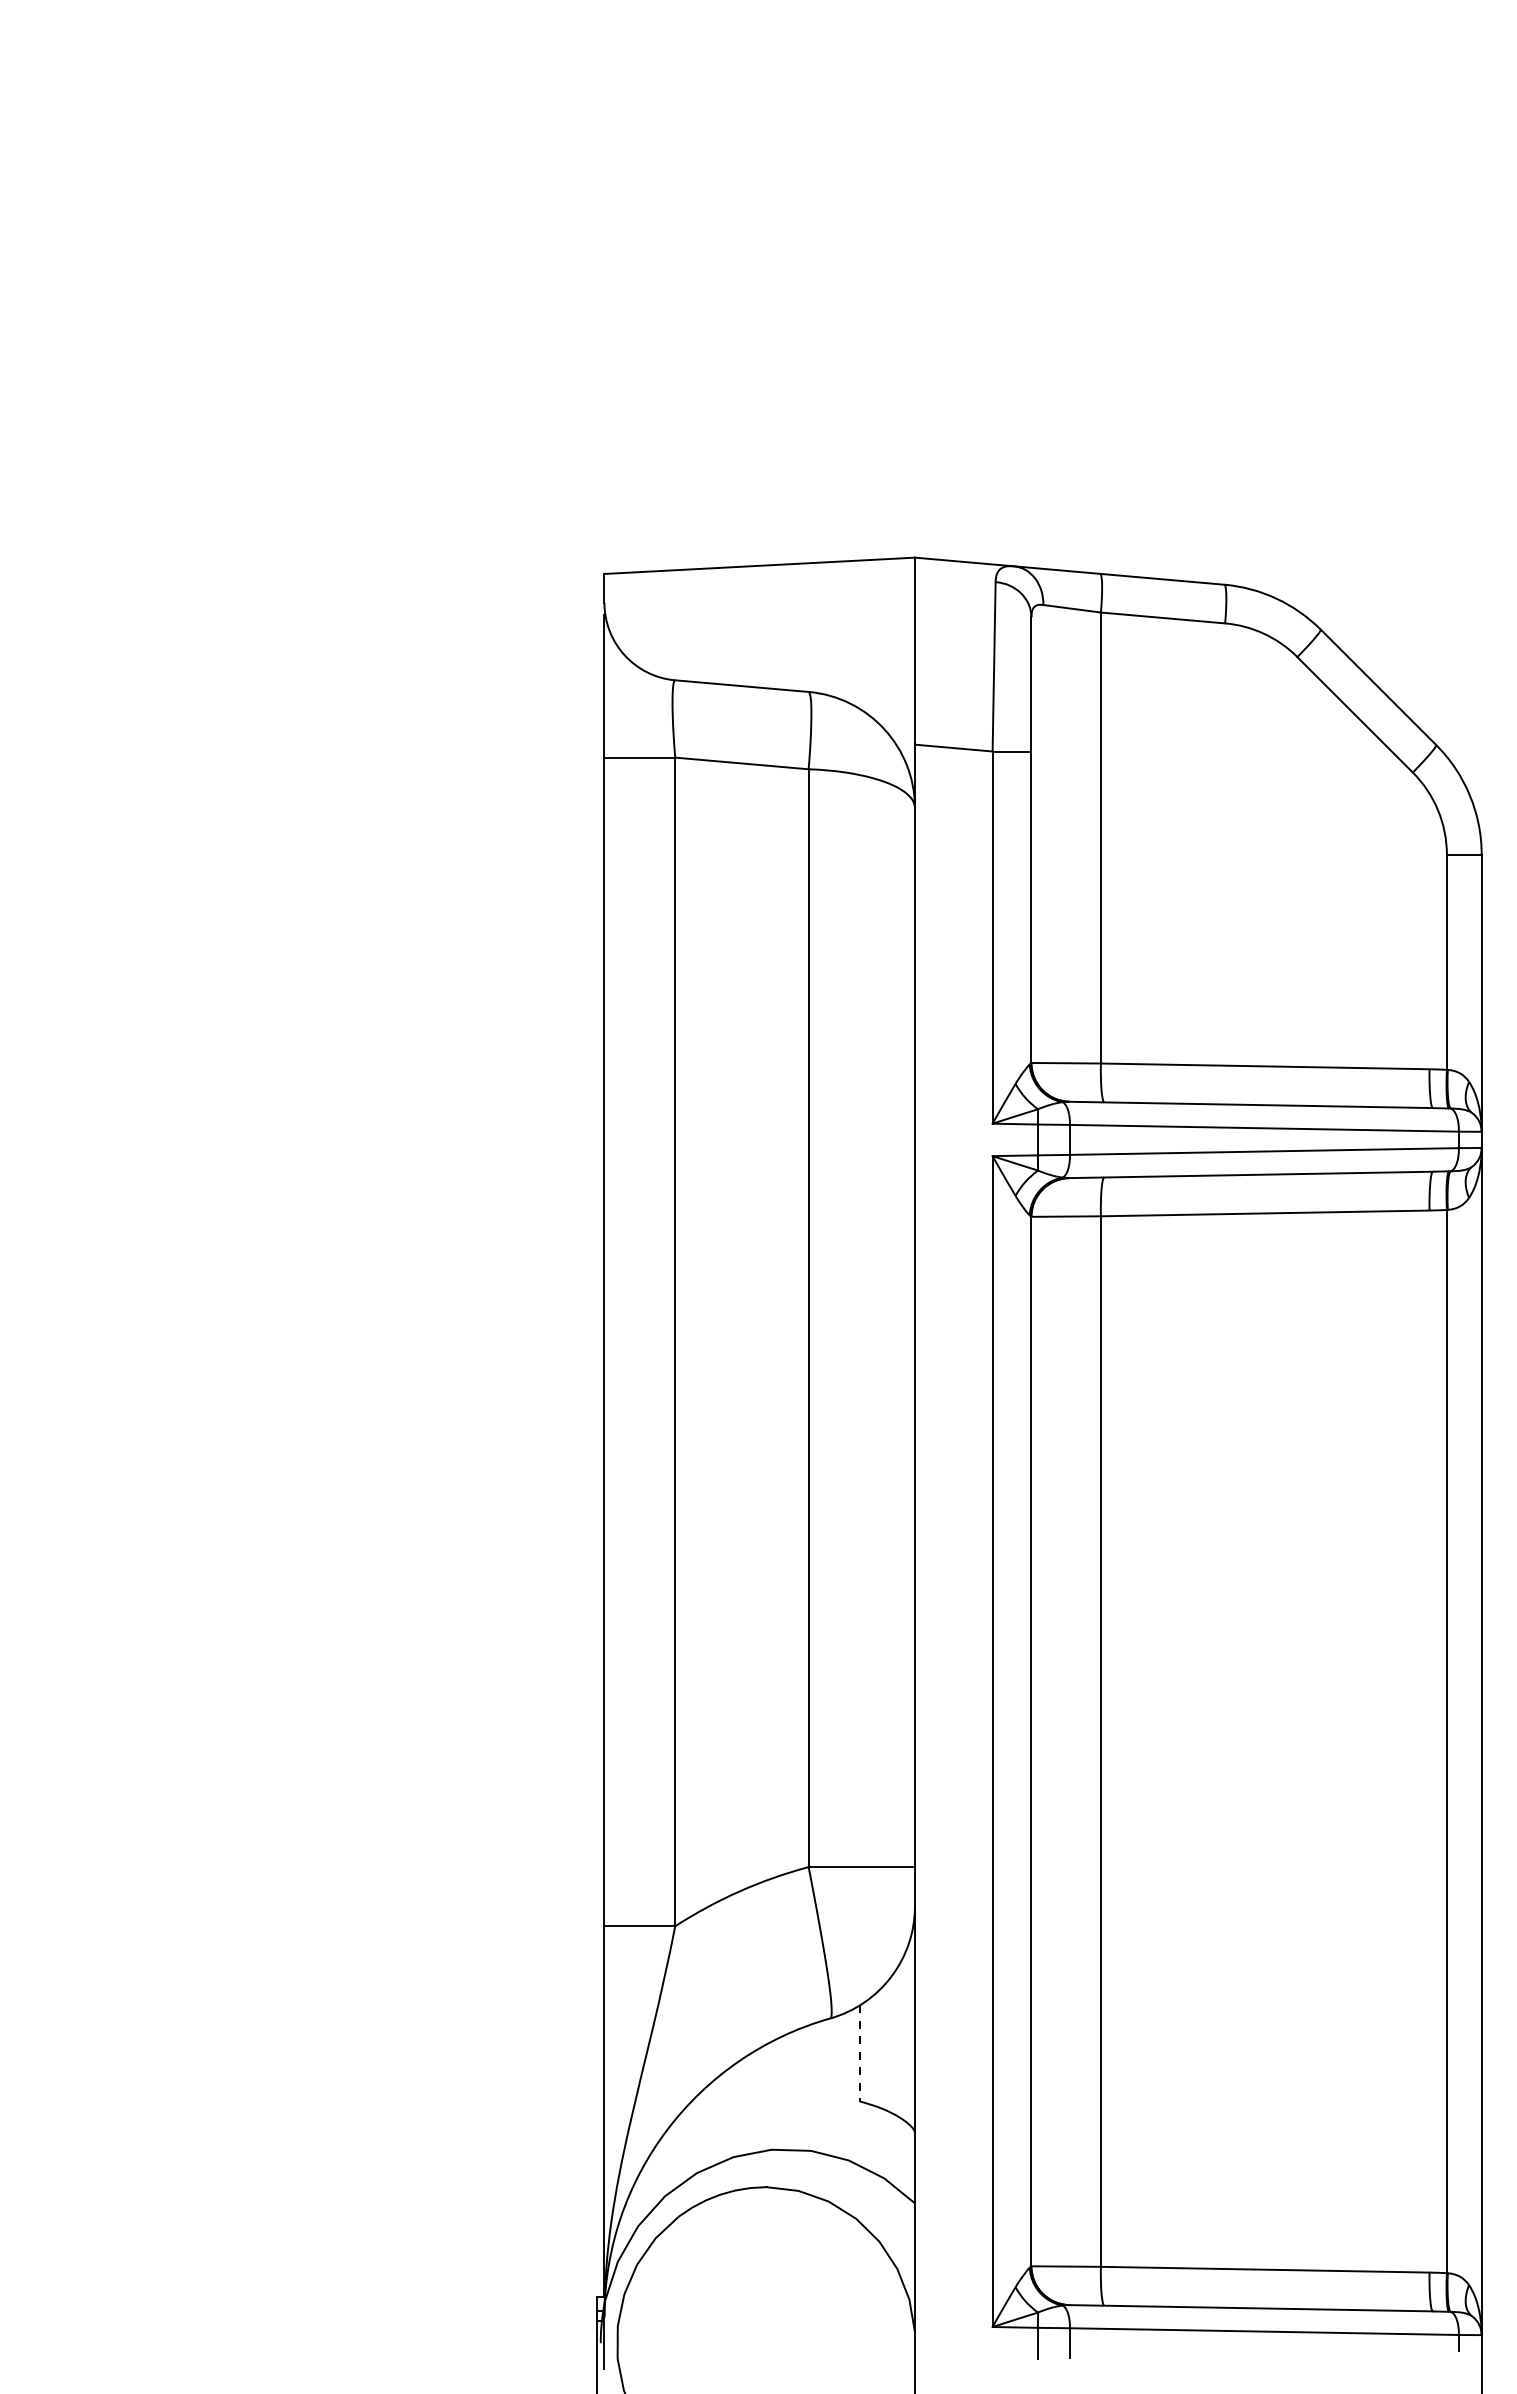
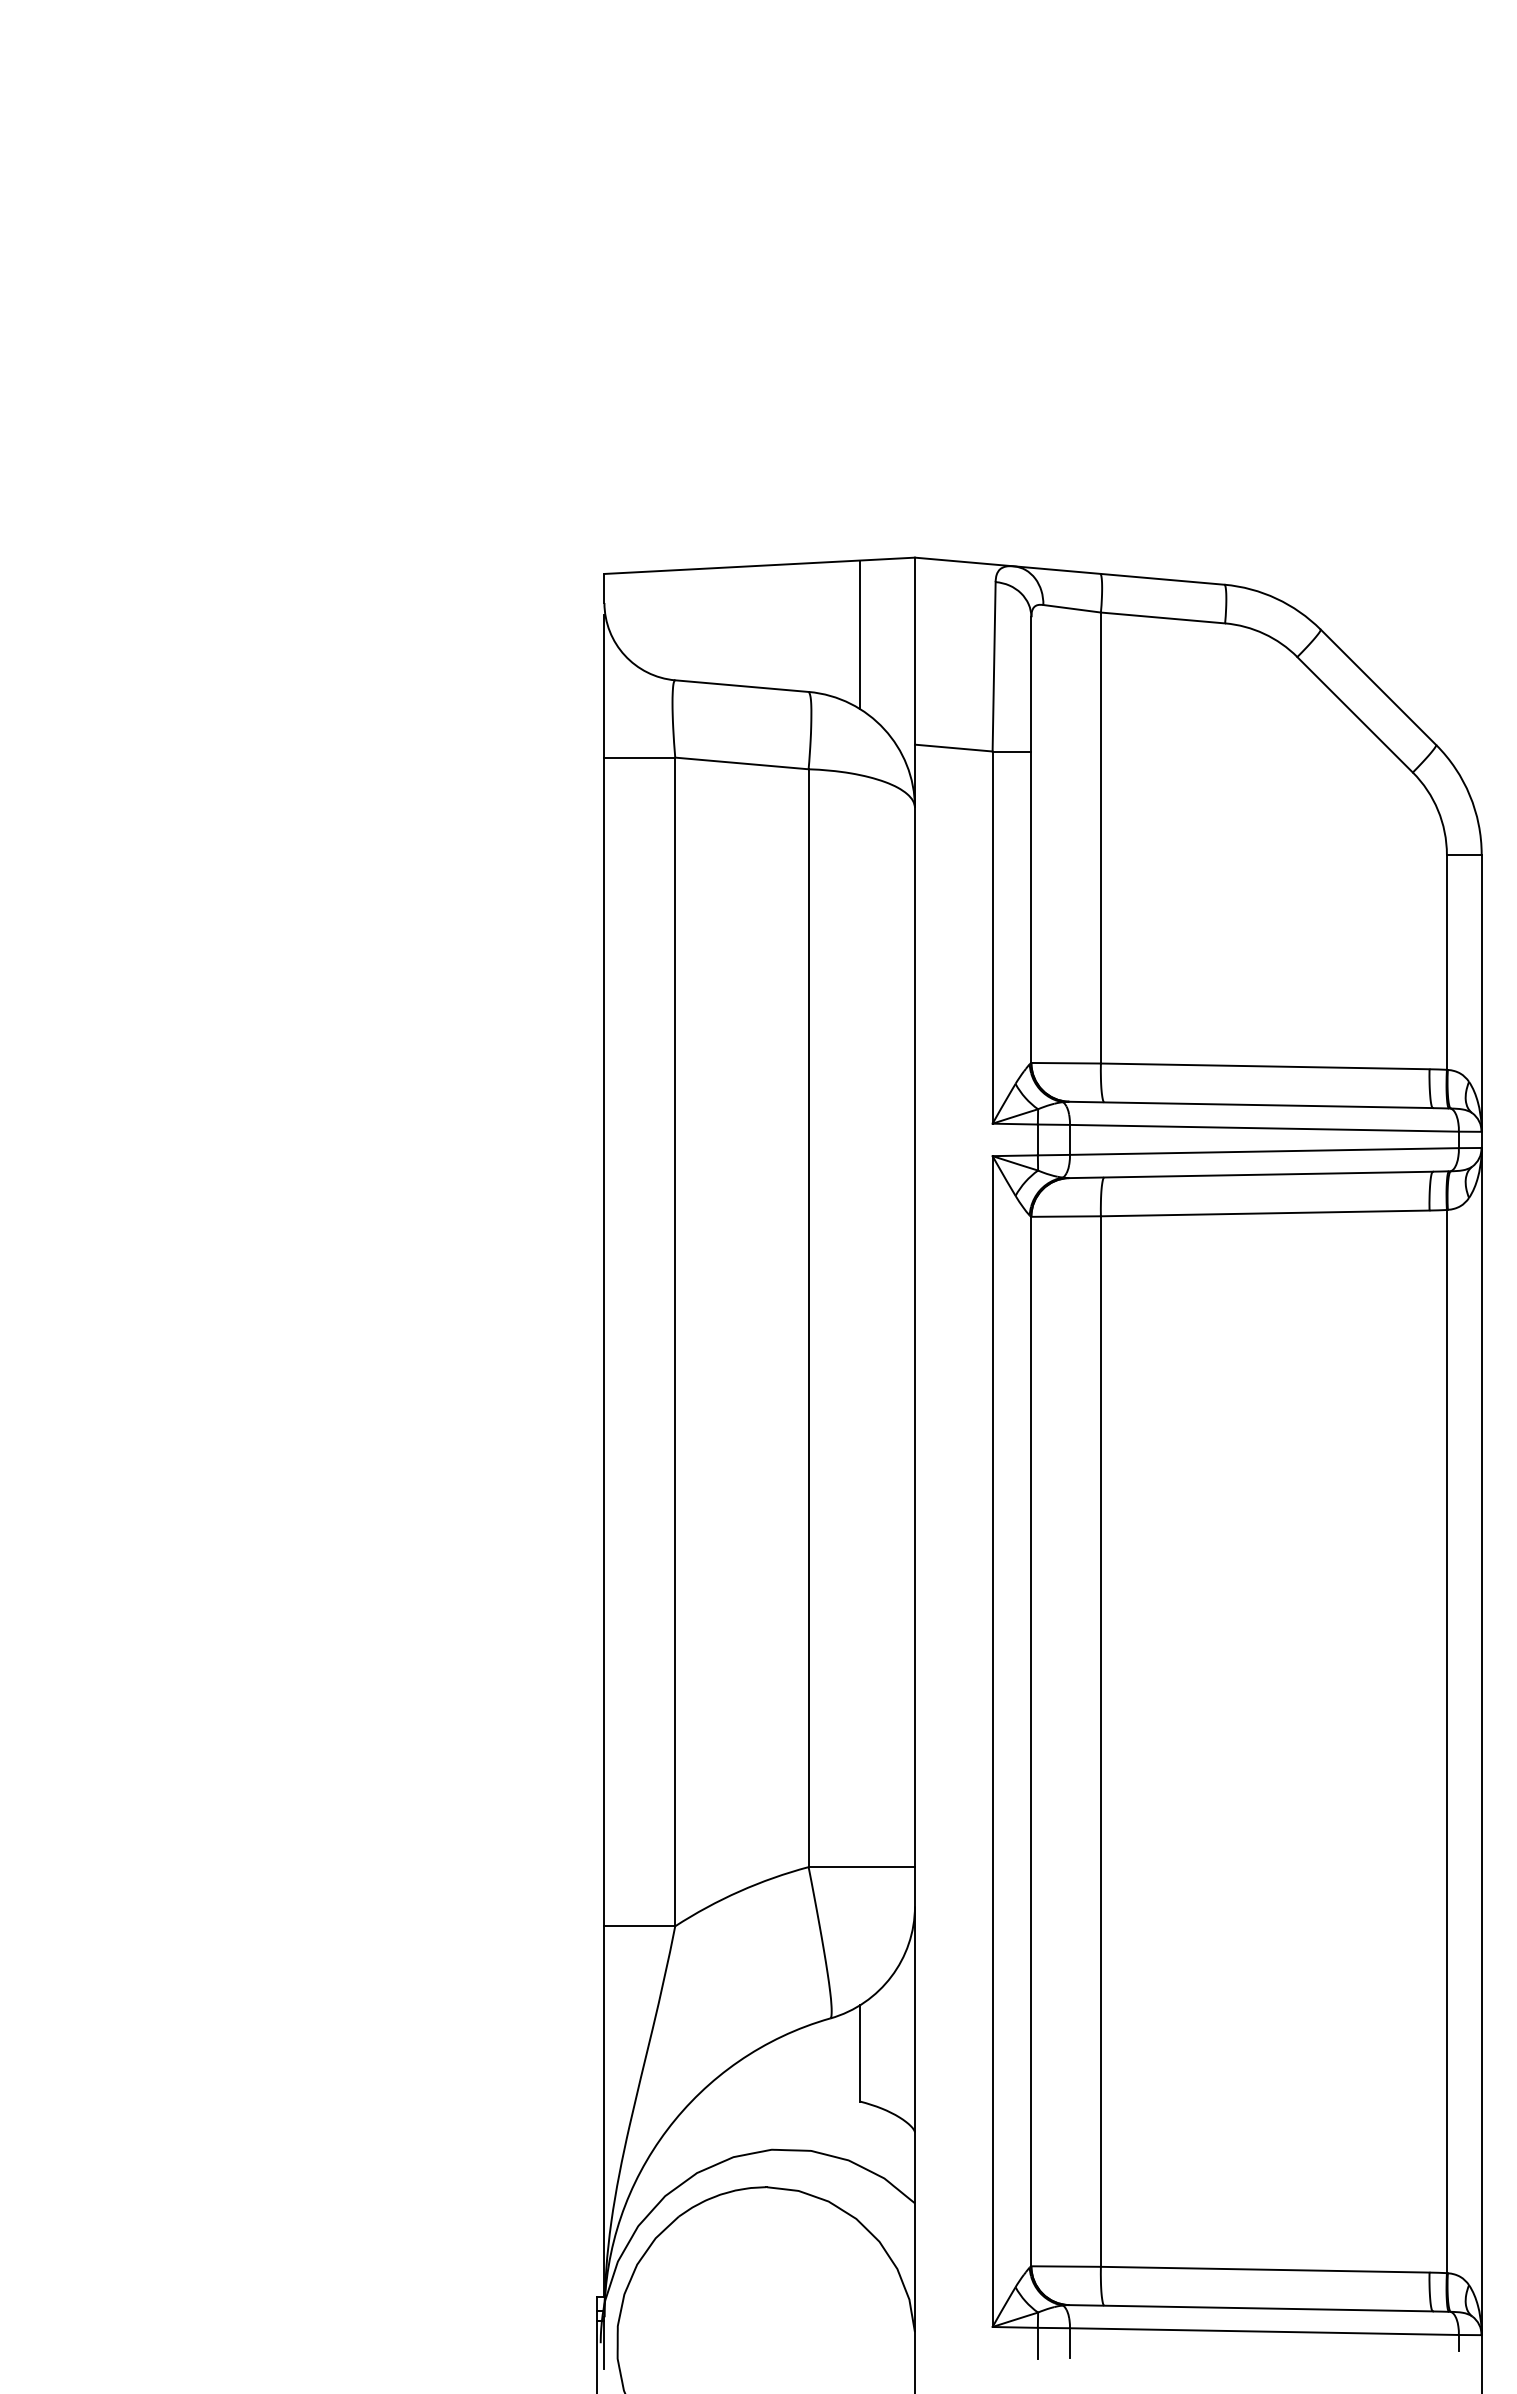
line: none -> present (860, 634)
line: dashed -> solid (860, 2053)
